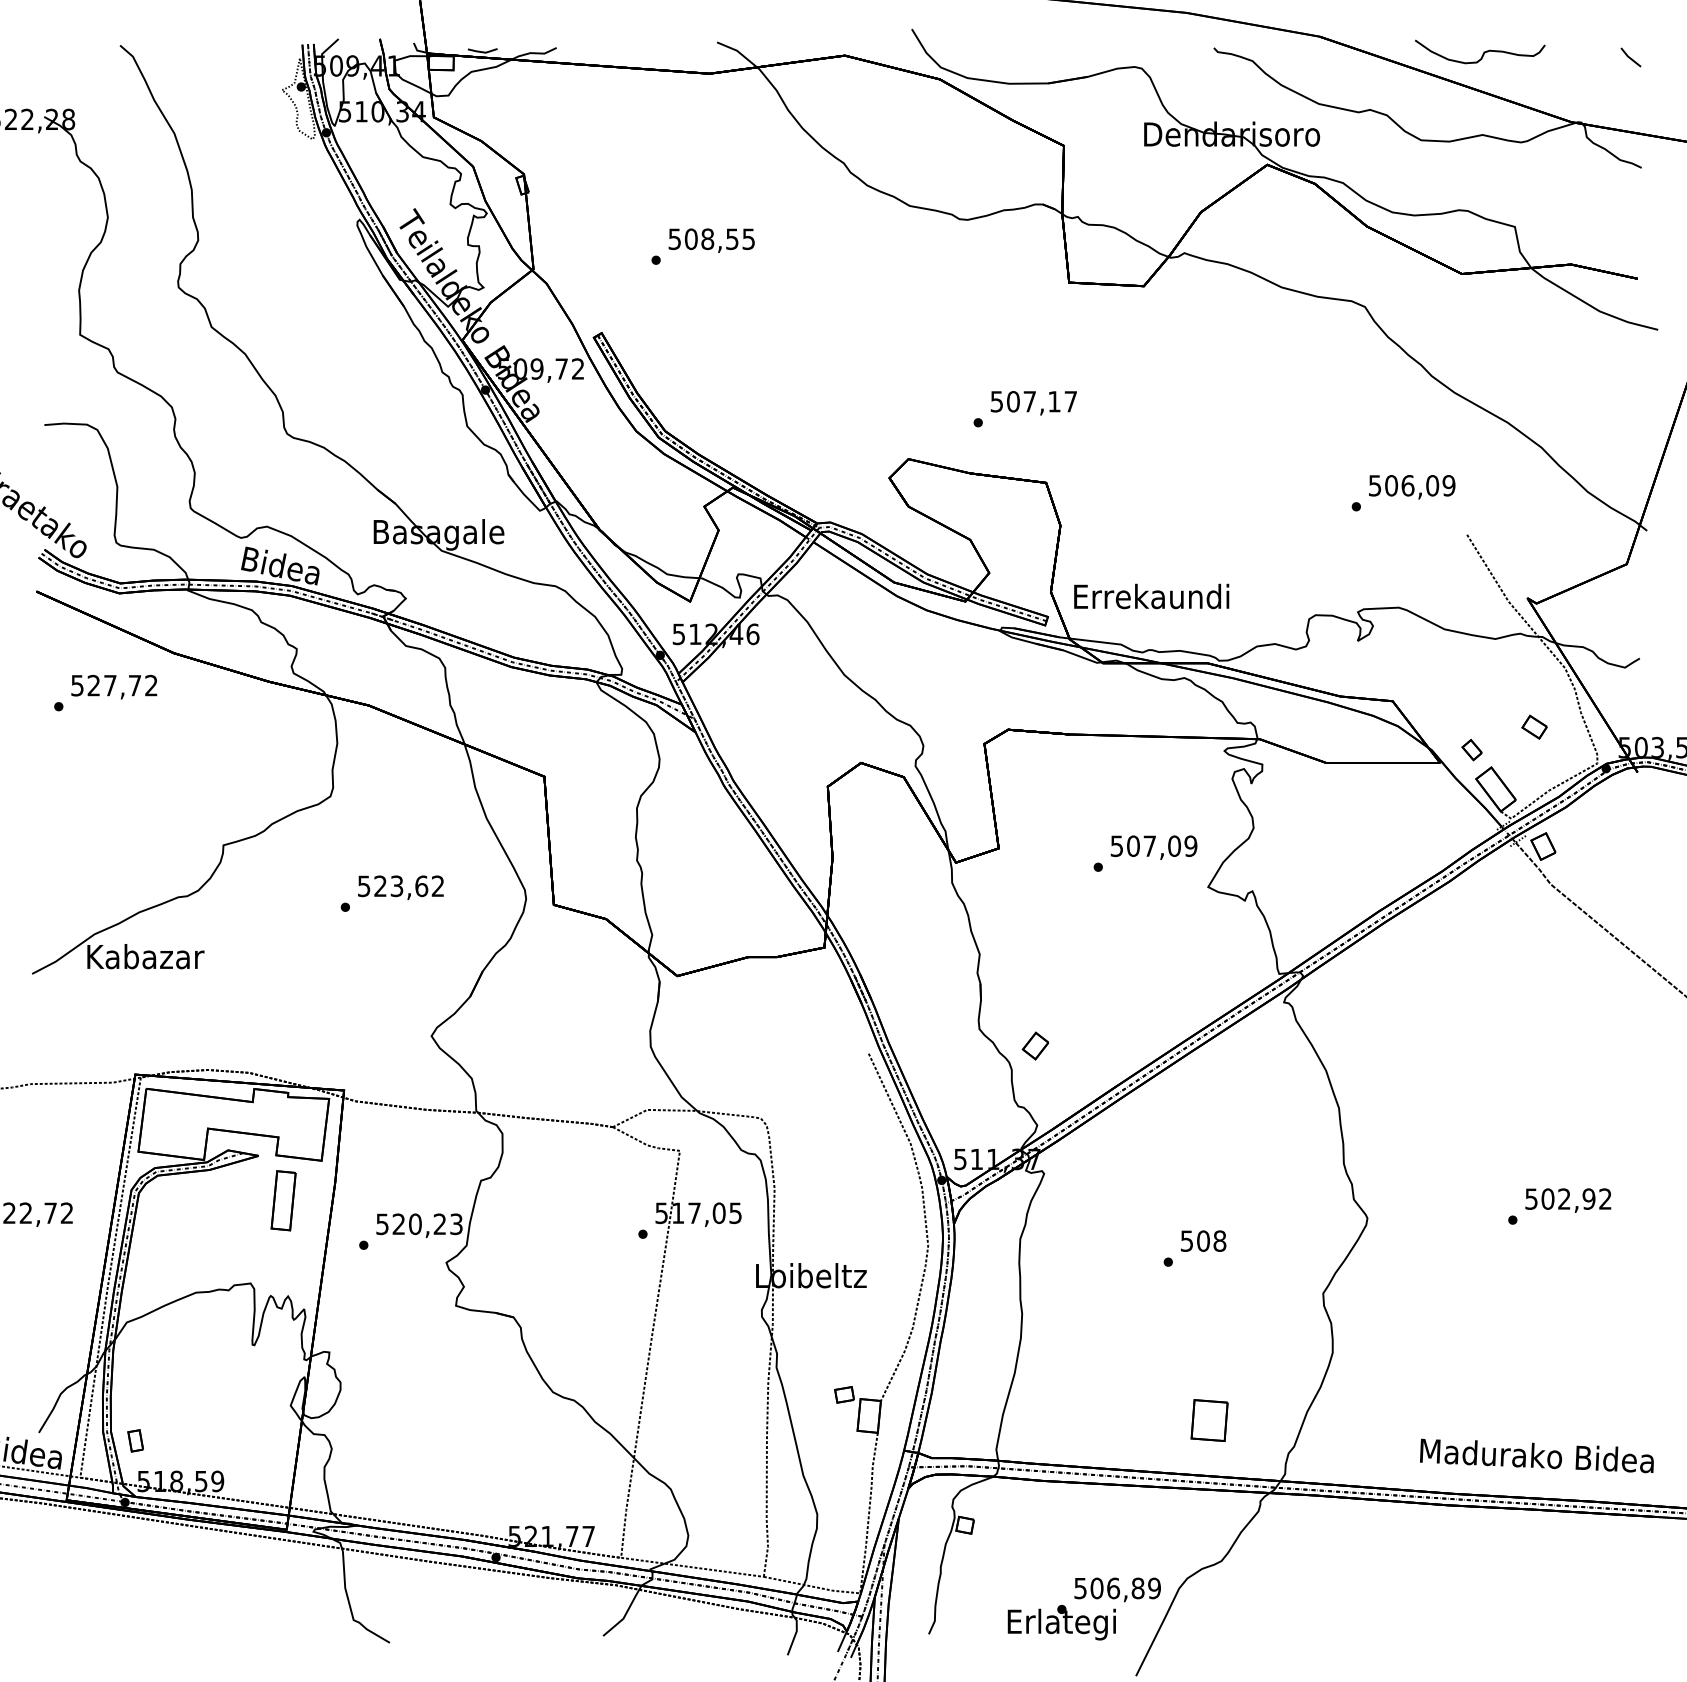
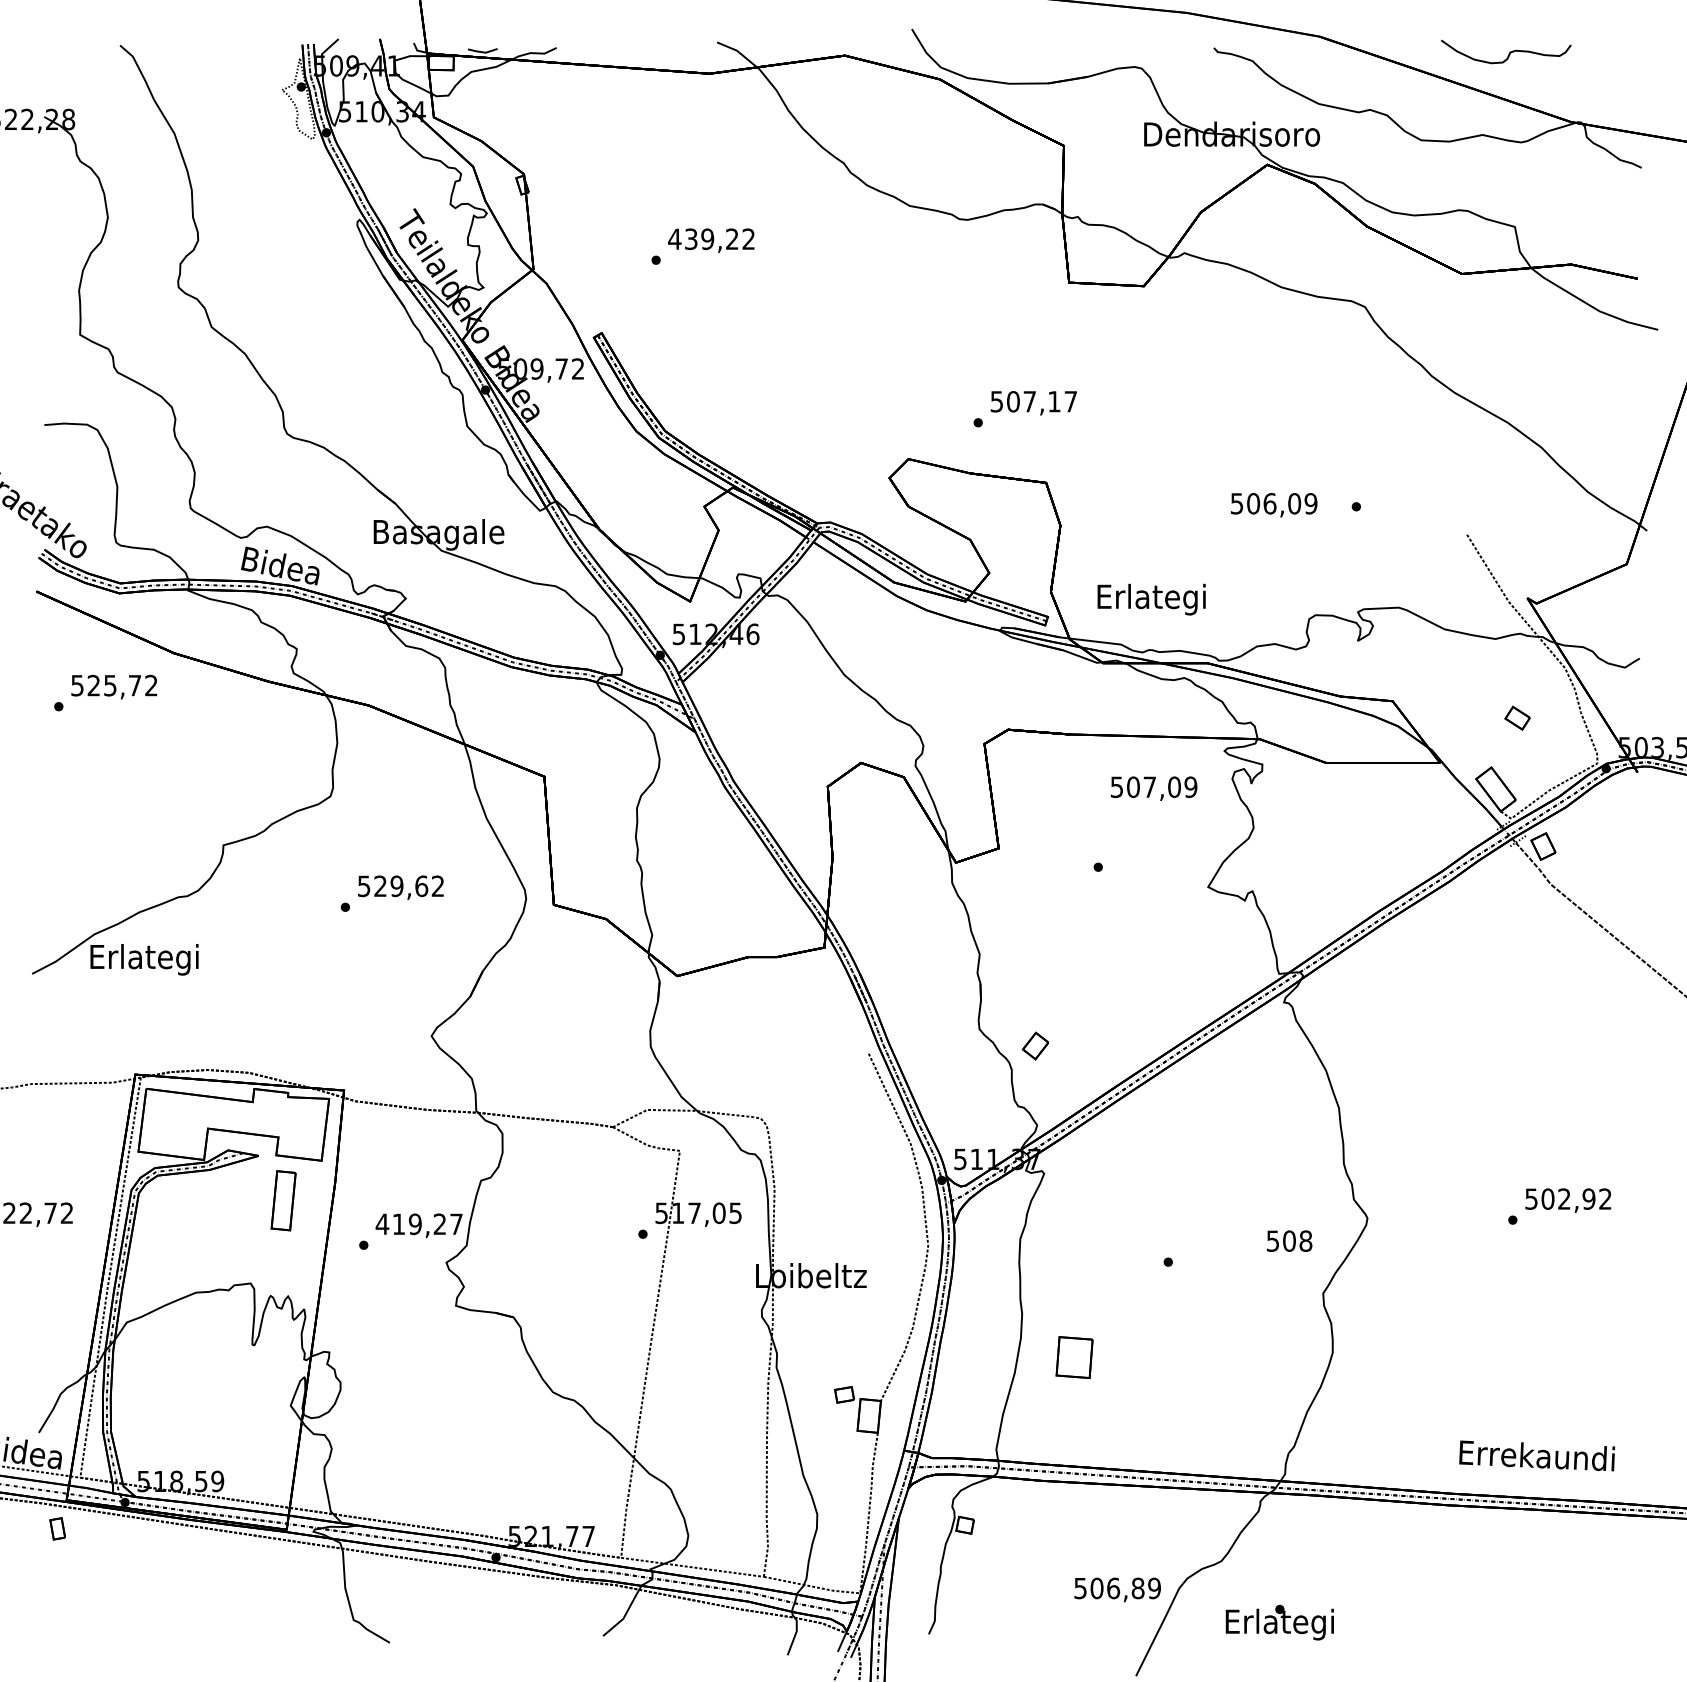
curve position: (1482, 53) -> (1508, 53) (1508, 53)
line: present -> none (1630, 57)
text: 508,55 -> 439,22 (711, 239)
text position: (1412, 487) -> (1274, 505) (1274, 505)
text: Errekaundi -> Erlategi (1151, 599)
text: 527,72 -> 525,72 (110, 685)
part position: (1534, 726) -> (1517, 717) (1517, 717)
part: present -> none (1471, 750)
text position: (1153, 847) -> (1153, 788) (1153, 788)
text: 523,62 -> 529,62 (396, 885)
text: Kabazar -> Erlategi (145, 959)
text: 520,23 -> 419,27 (418, 1224)
text position: (1203, 1240) -> (1289, 1240) (1289, 1240)
part position: (1209, 1420) -> (1074, 1357) (1074, 1357)
part position: (135, 1440) -> (57, 1528) (57, 1528)
text: Madurako Bidea -> Errekaundi (1536, 1455)
text position: (1061, 1622) -> (1279, 1622) (1279, 1622)
